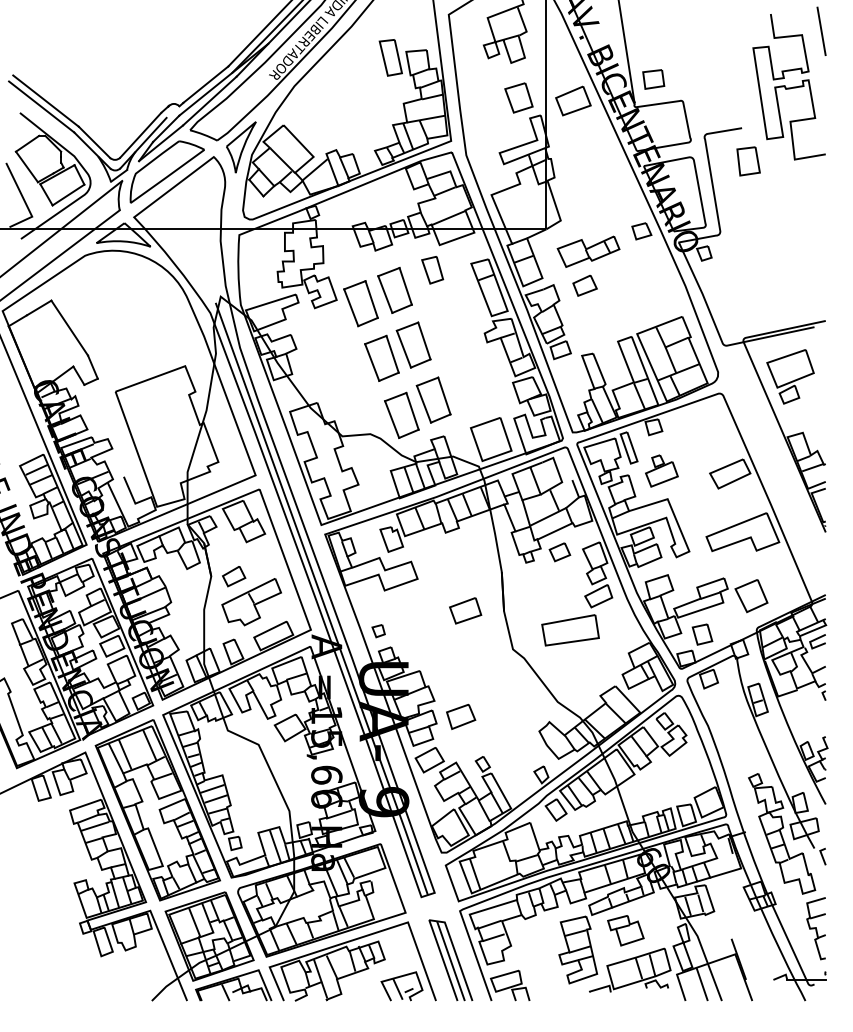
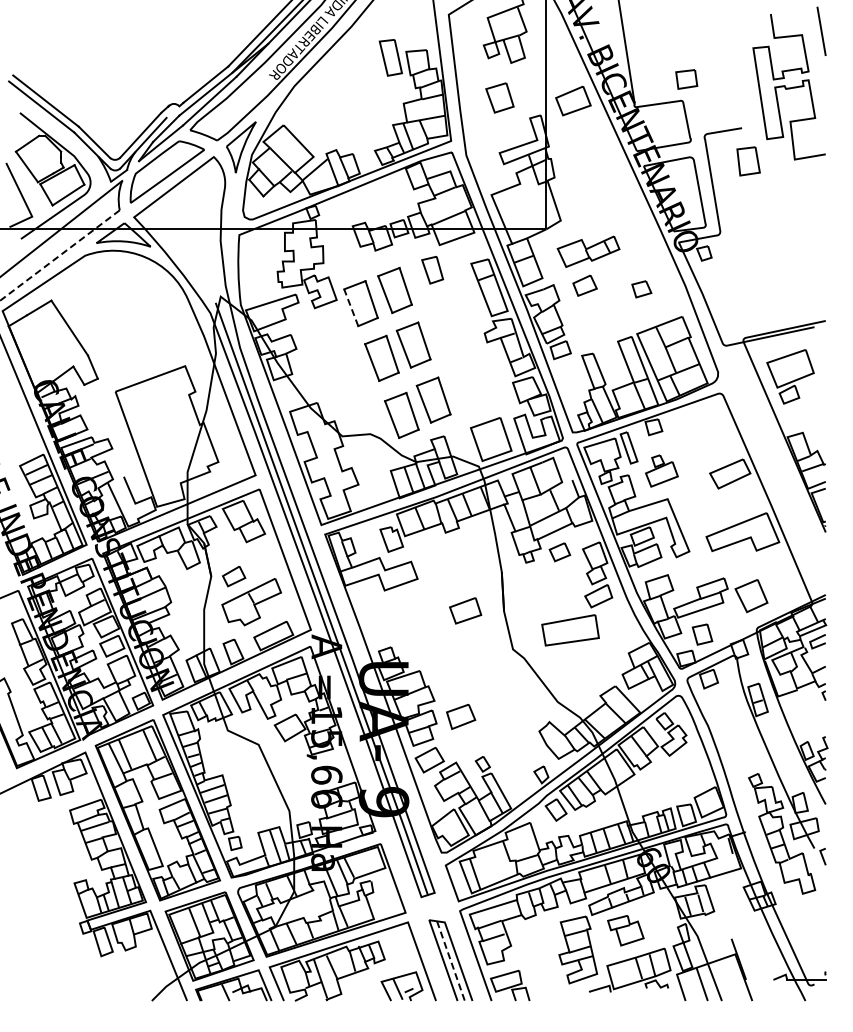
part position: (653, 79) -> (686, 79) (686, 79)
part position: (518, 97) -> (499, 97) (499, 97)
part position: (641, 231) -> (641, 289) (641, 289)
line: solid -> dashed (60, 255)
line: solid -> dashed (351, 307)
part: present -> none (378, 631)
part: present -> none (815, 928)
line: solid -> dashed (451, 961)
